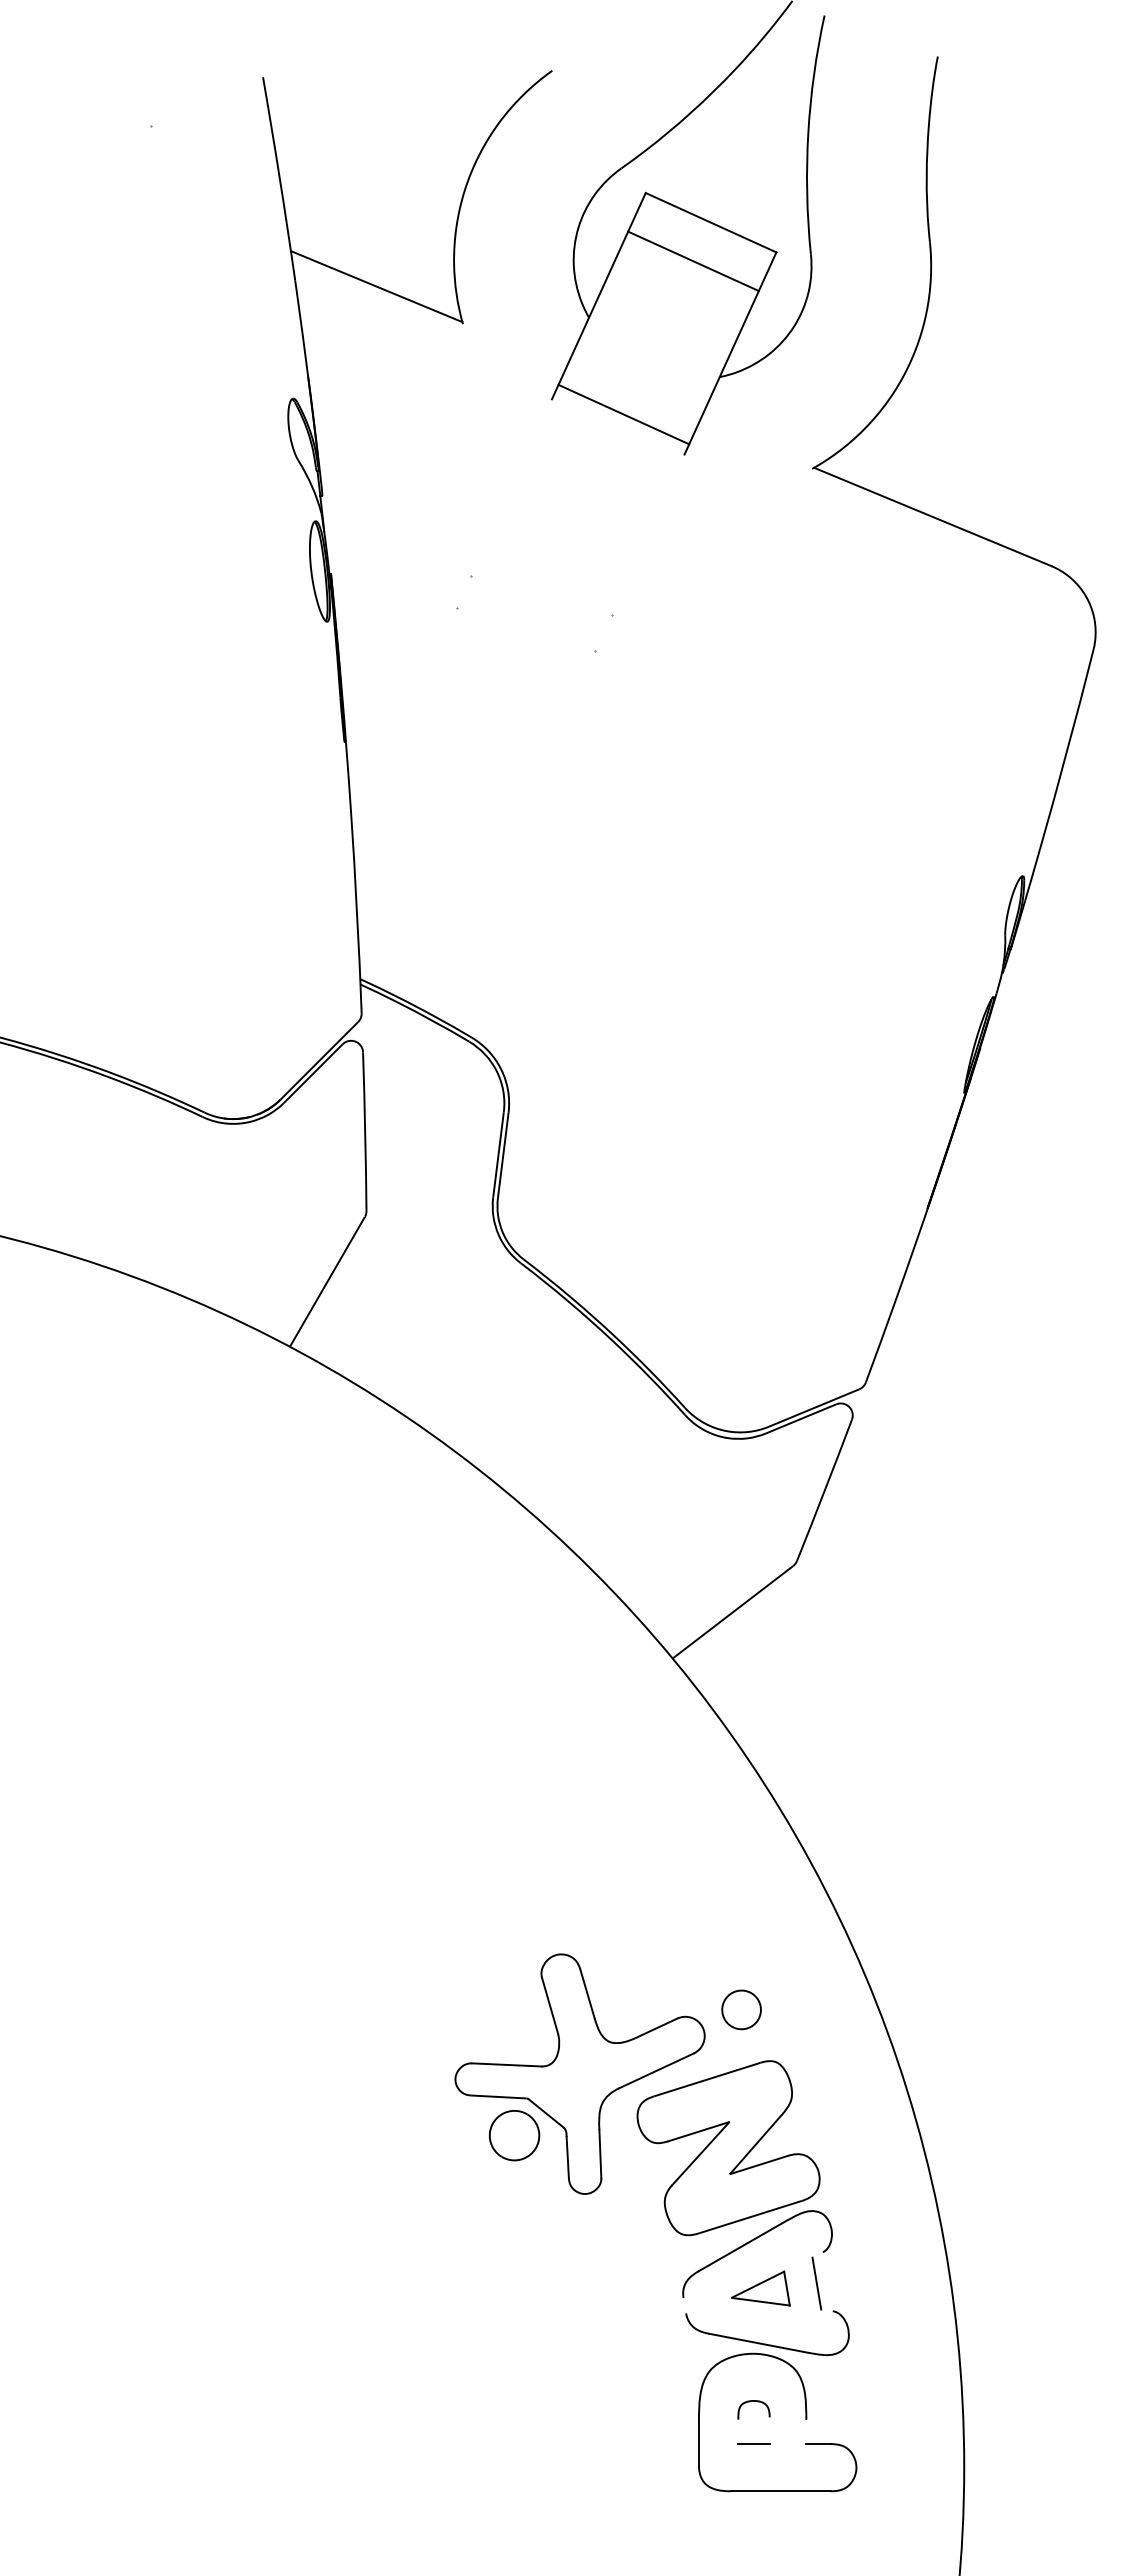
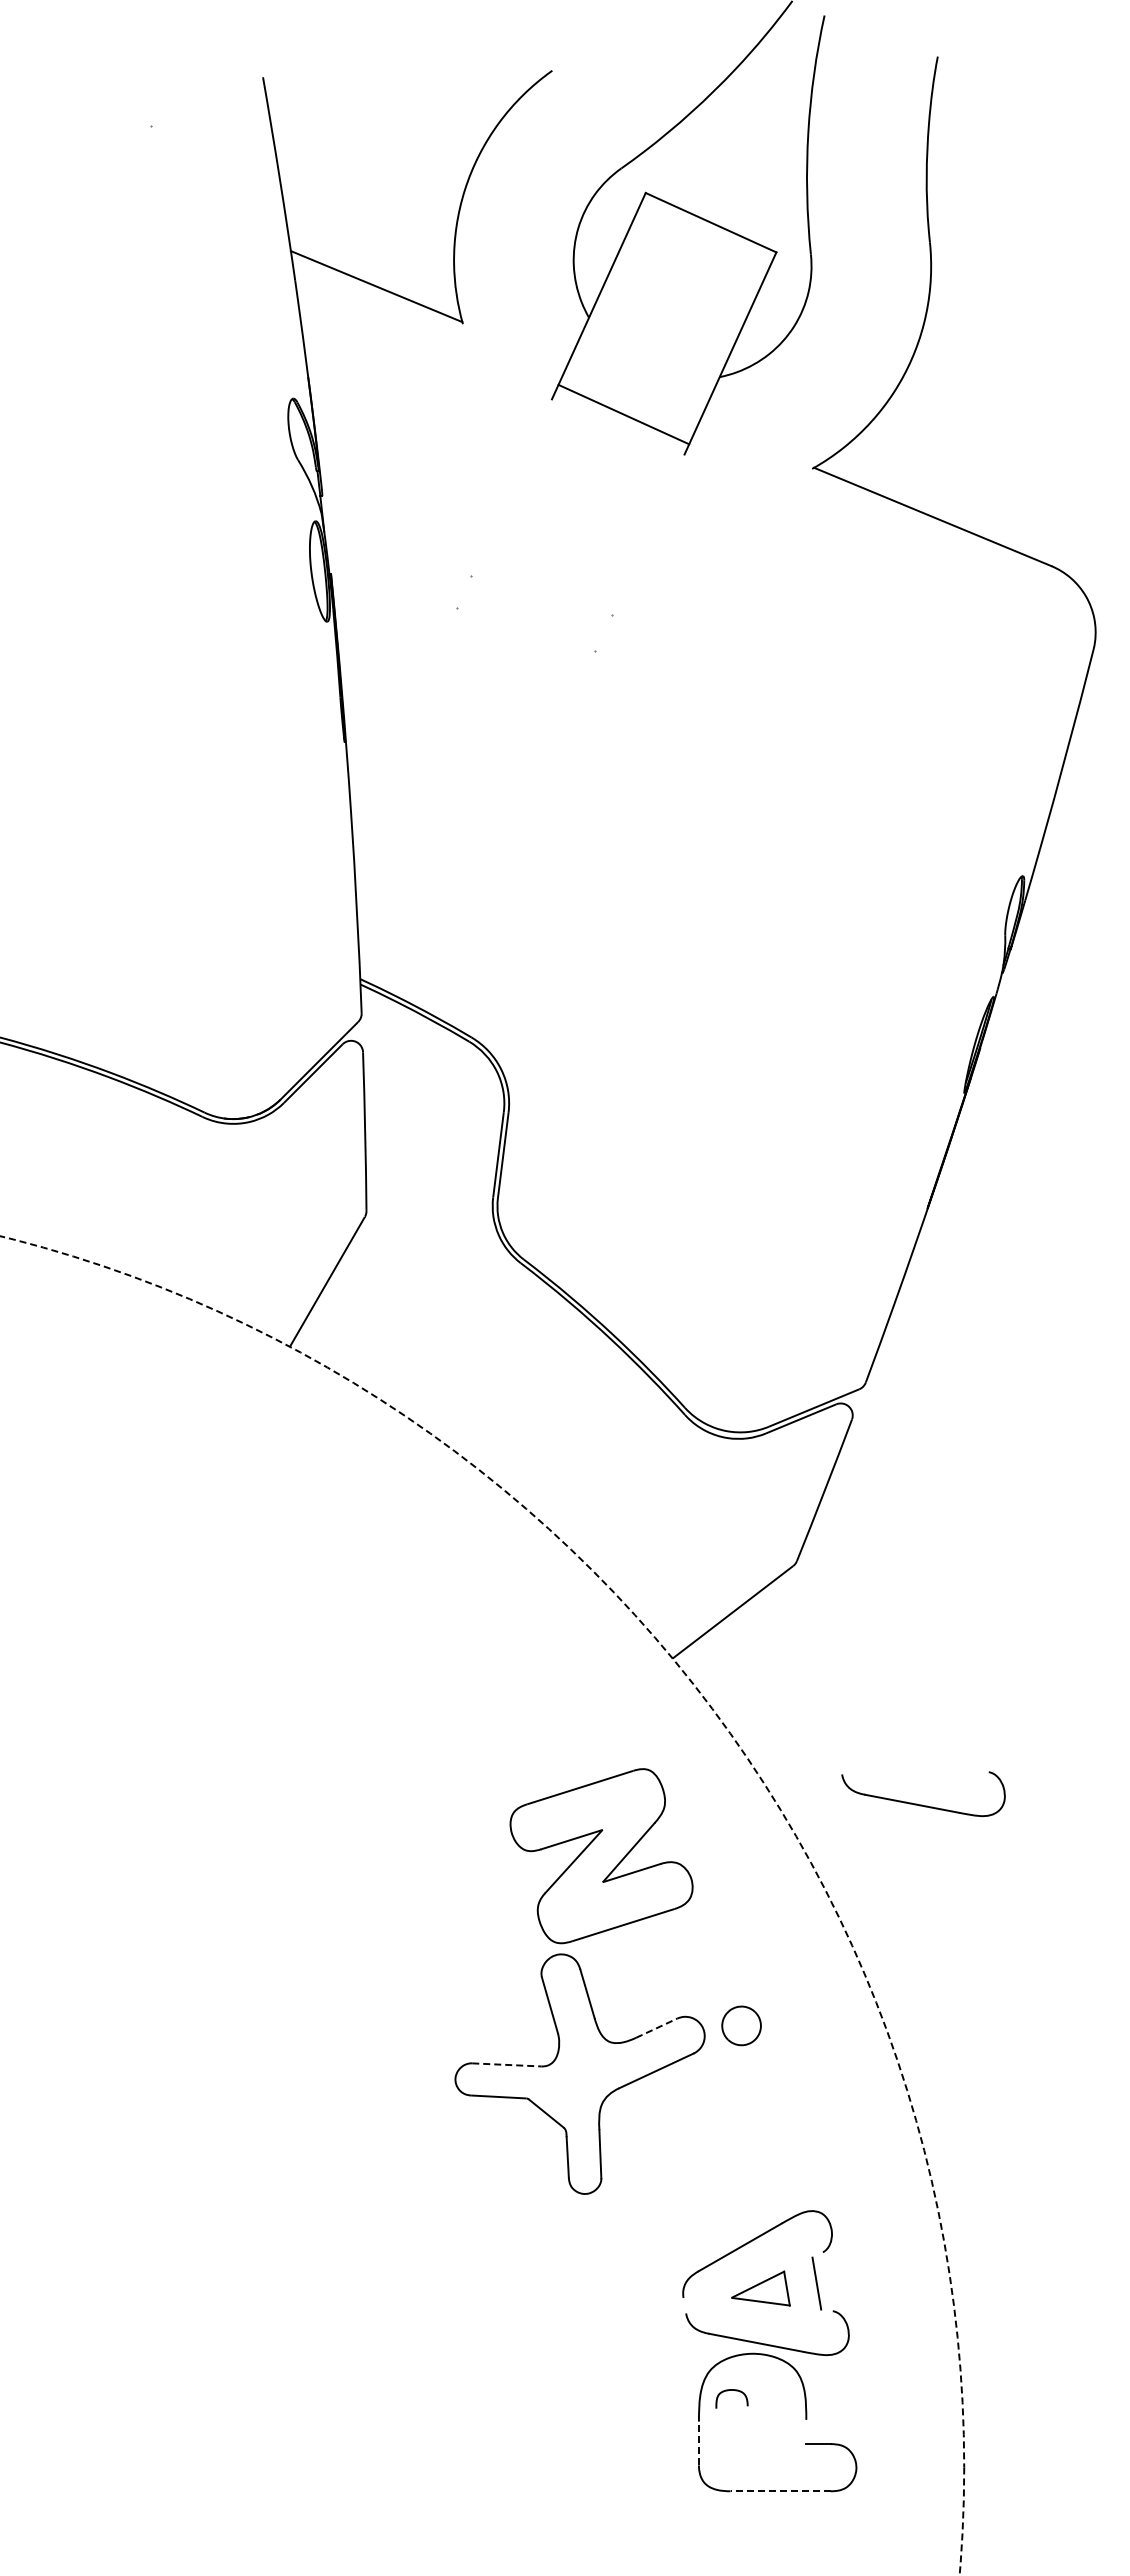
line: present -> none (693, 261)
part: none -> present (922, 1804)
circle: solid -> dashed (482, 1905)
part position: (741, 2009) -> (741, 2025) (741, 2025)
line: solid -> dashed (656, 2028)
line: solid -> dashed (506, 2064)
part: present -> none (514, 2135)
part position: (728, 2148) -> (601, 1856) (601, 1856)
curve position: (750, 2402) -> (728, 2391) (728, 2391)
line: solid -> dashed (698, 2443)
line: present -> none (753, 2444)
line: solid -> dashed (780, 2491)
